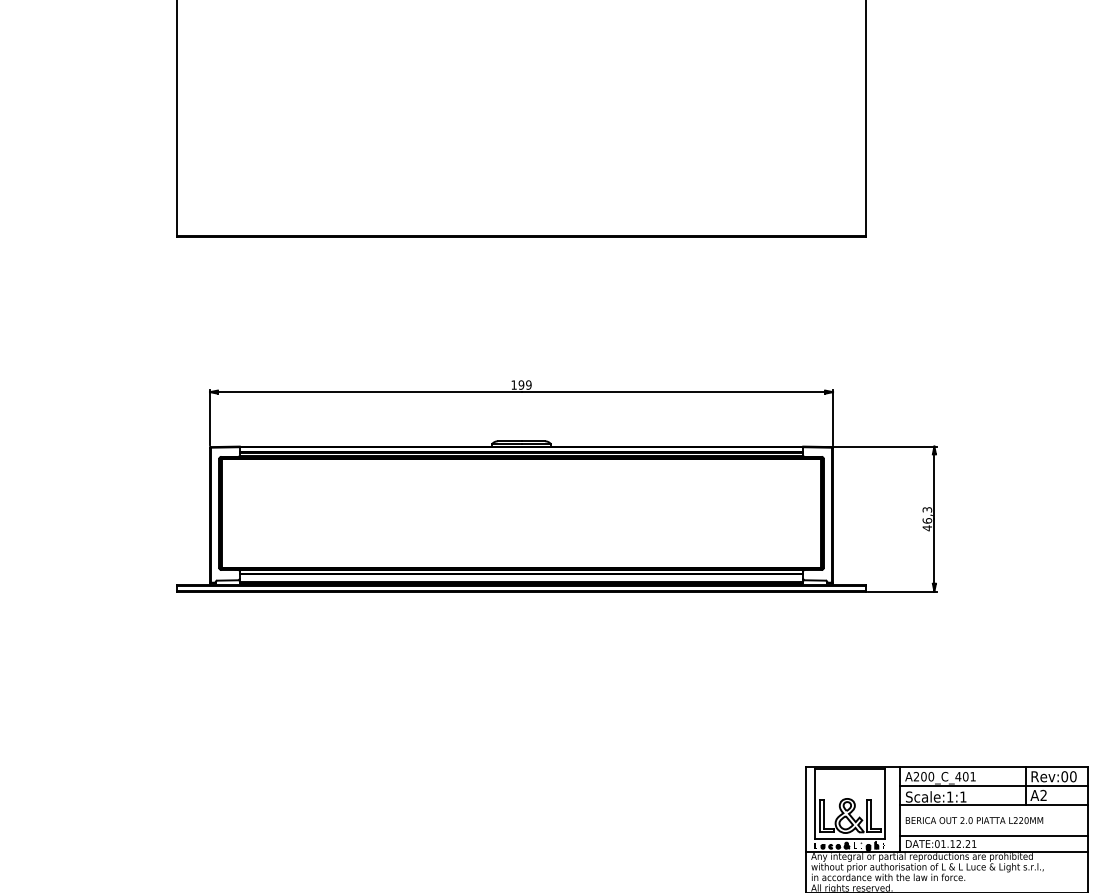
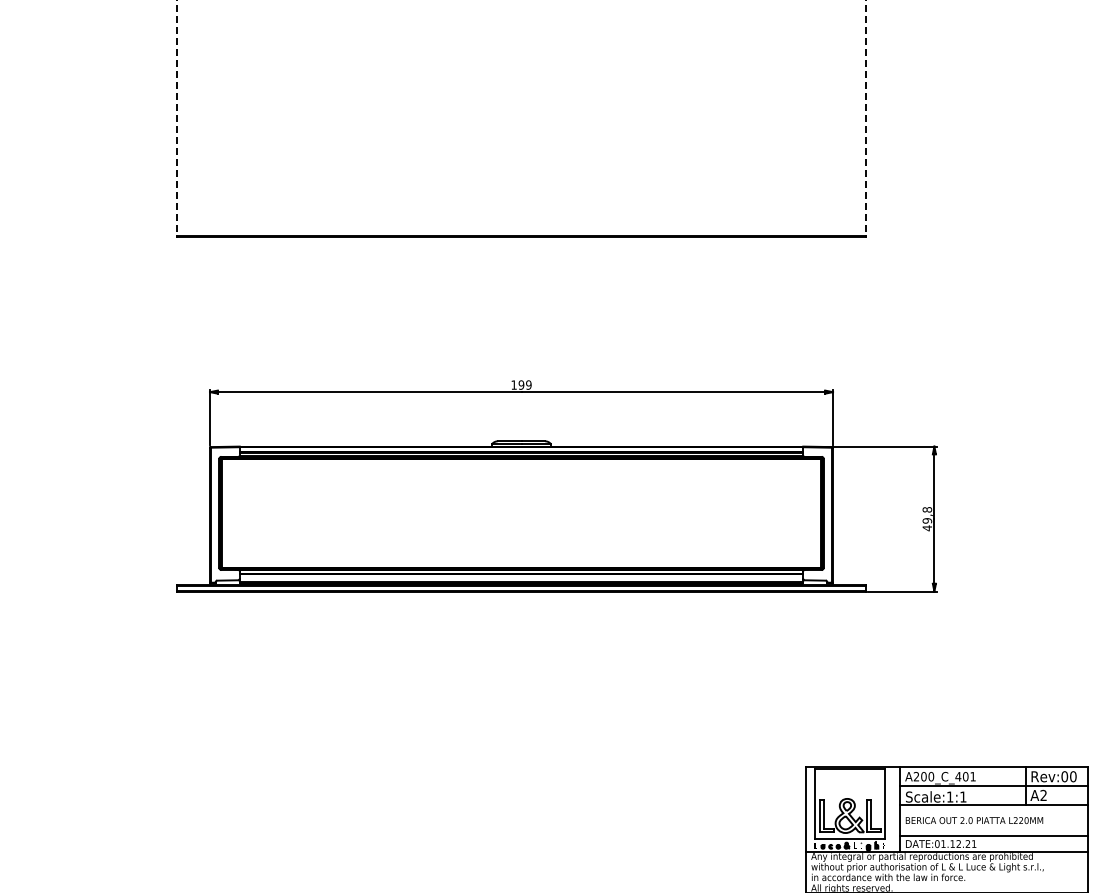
line: solid -> dashed (177, 118)
line: solid -> dashed (865, 118)
text: 46,3 -> 49,8 (927, 515)
